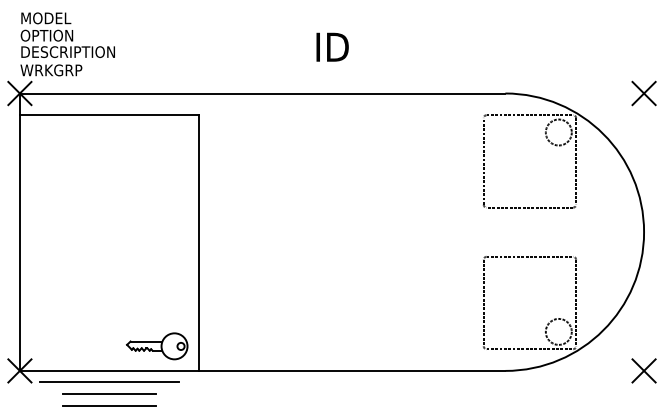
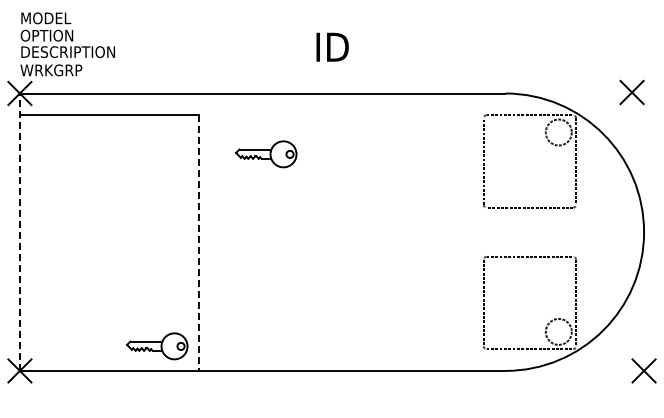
part position: (643, 93) -> (631, 92) (631, 92)
part: none -> present (266, 154)
line: solid -> dashed (19, 232)
line: solid -> dashed (199, 243)
line: present -> none (109, 382)
line: present -> none (109, 394)
line: present -> none (109, 405)
